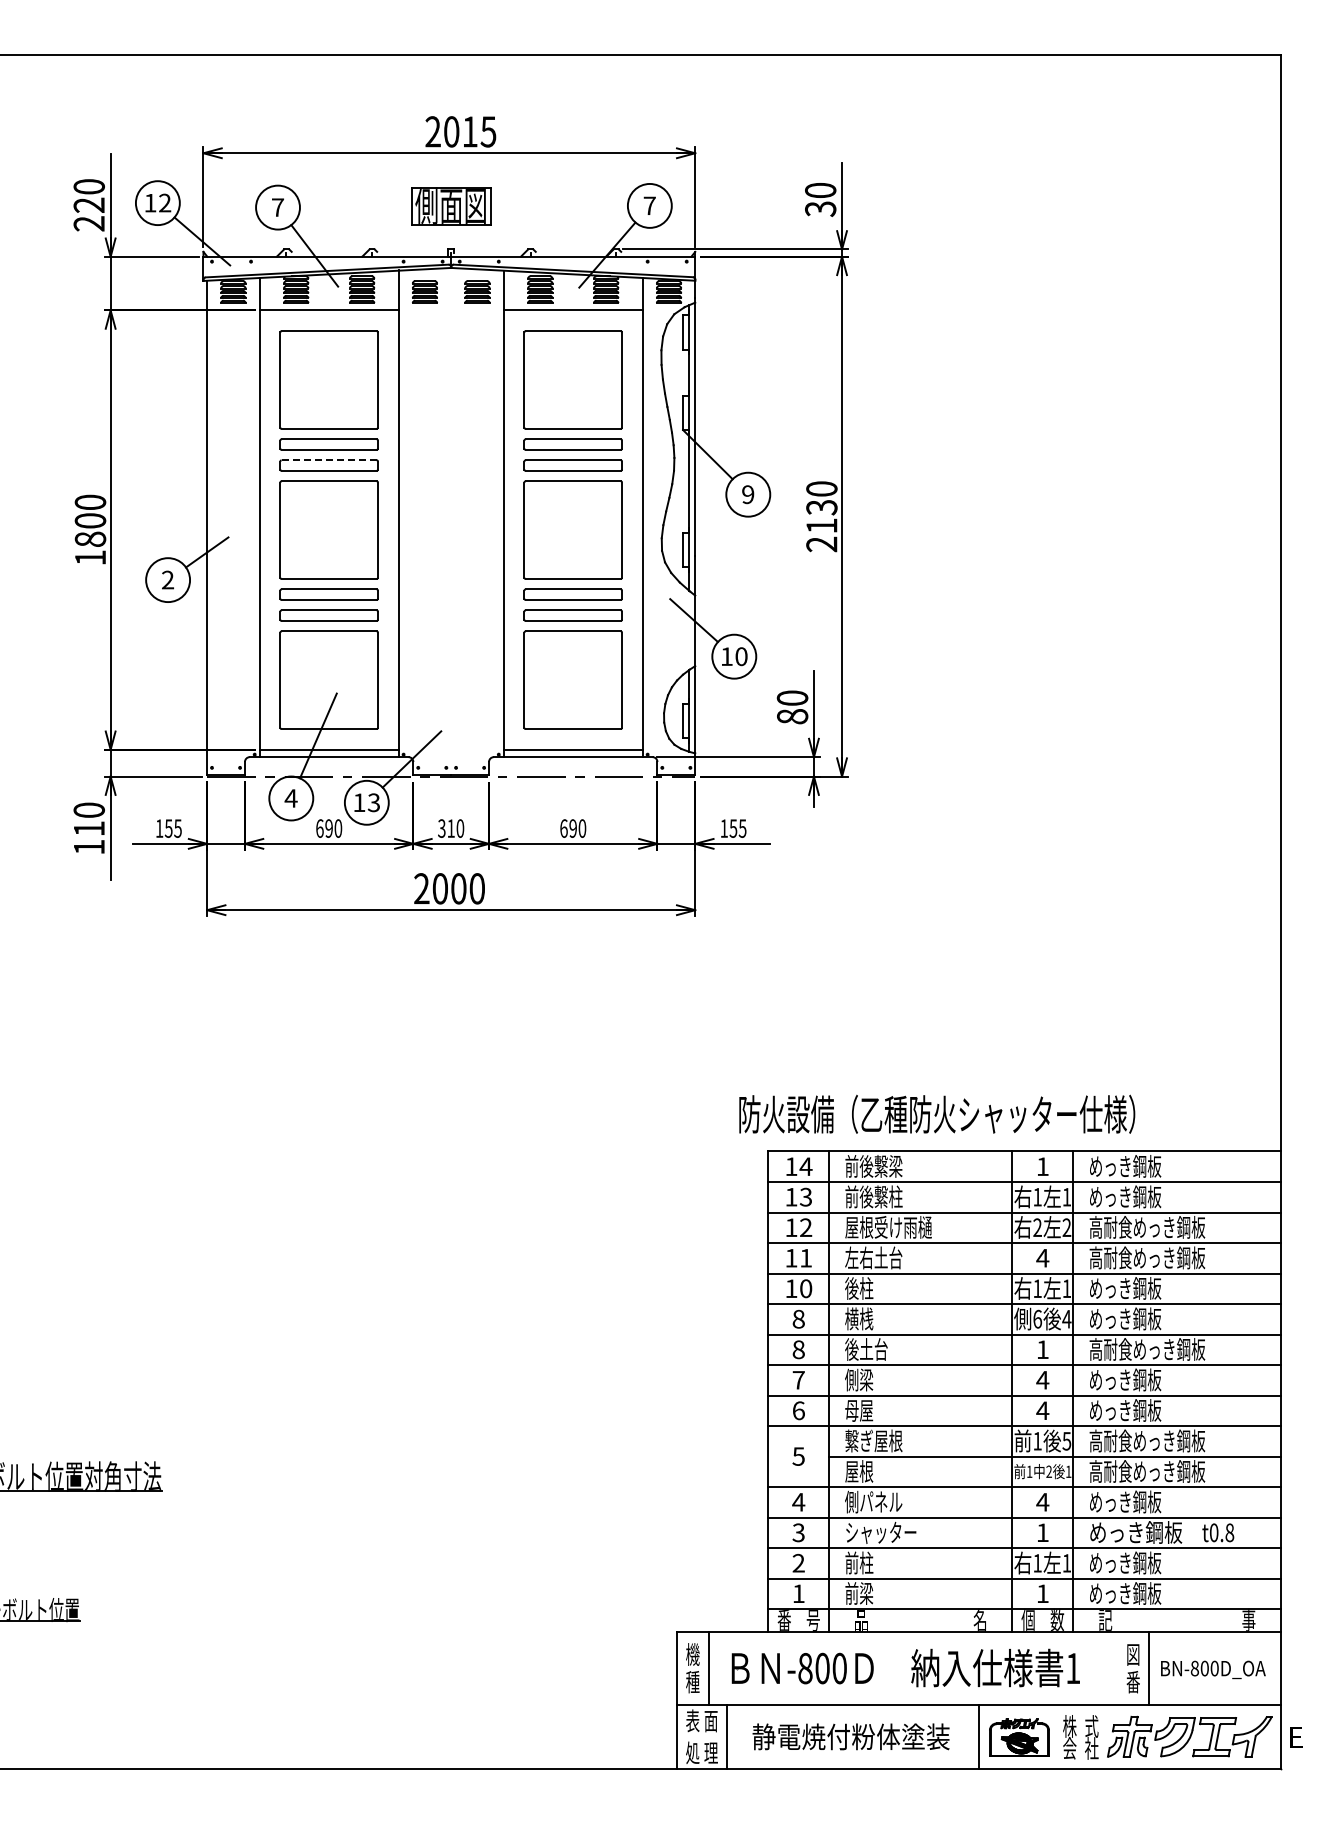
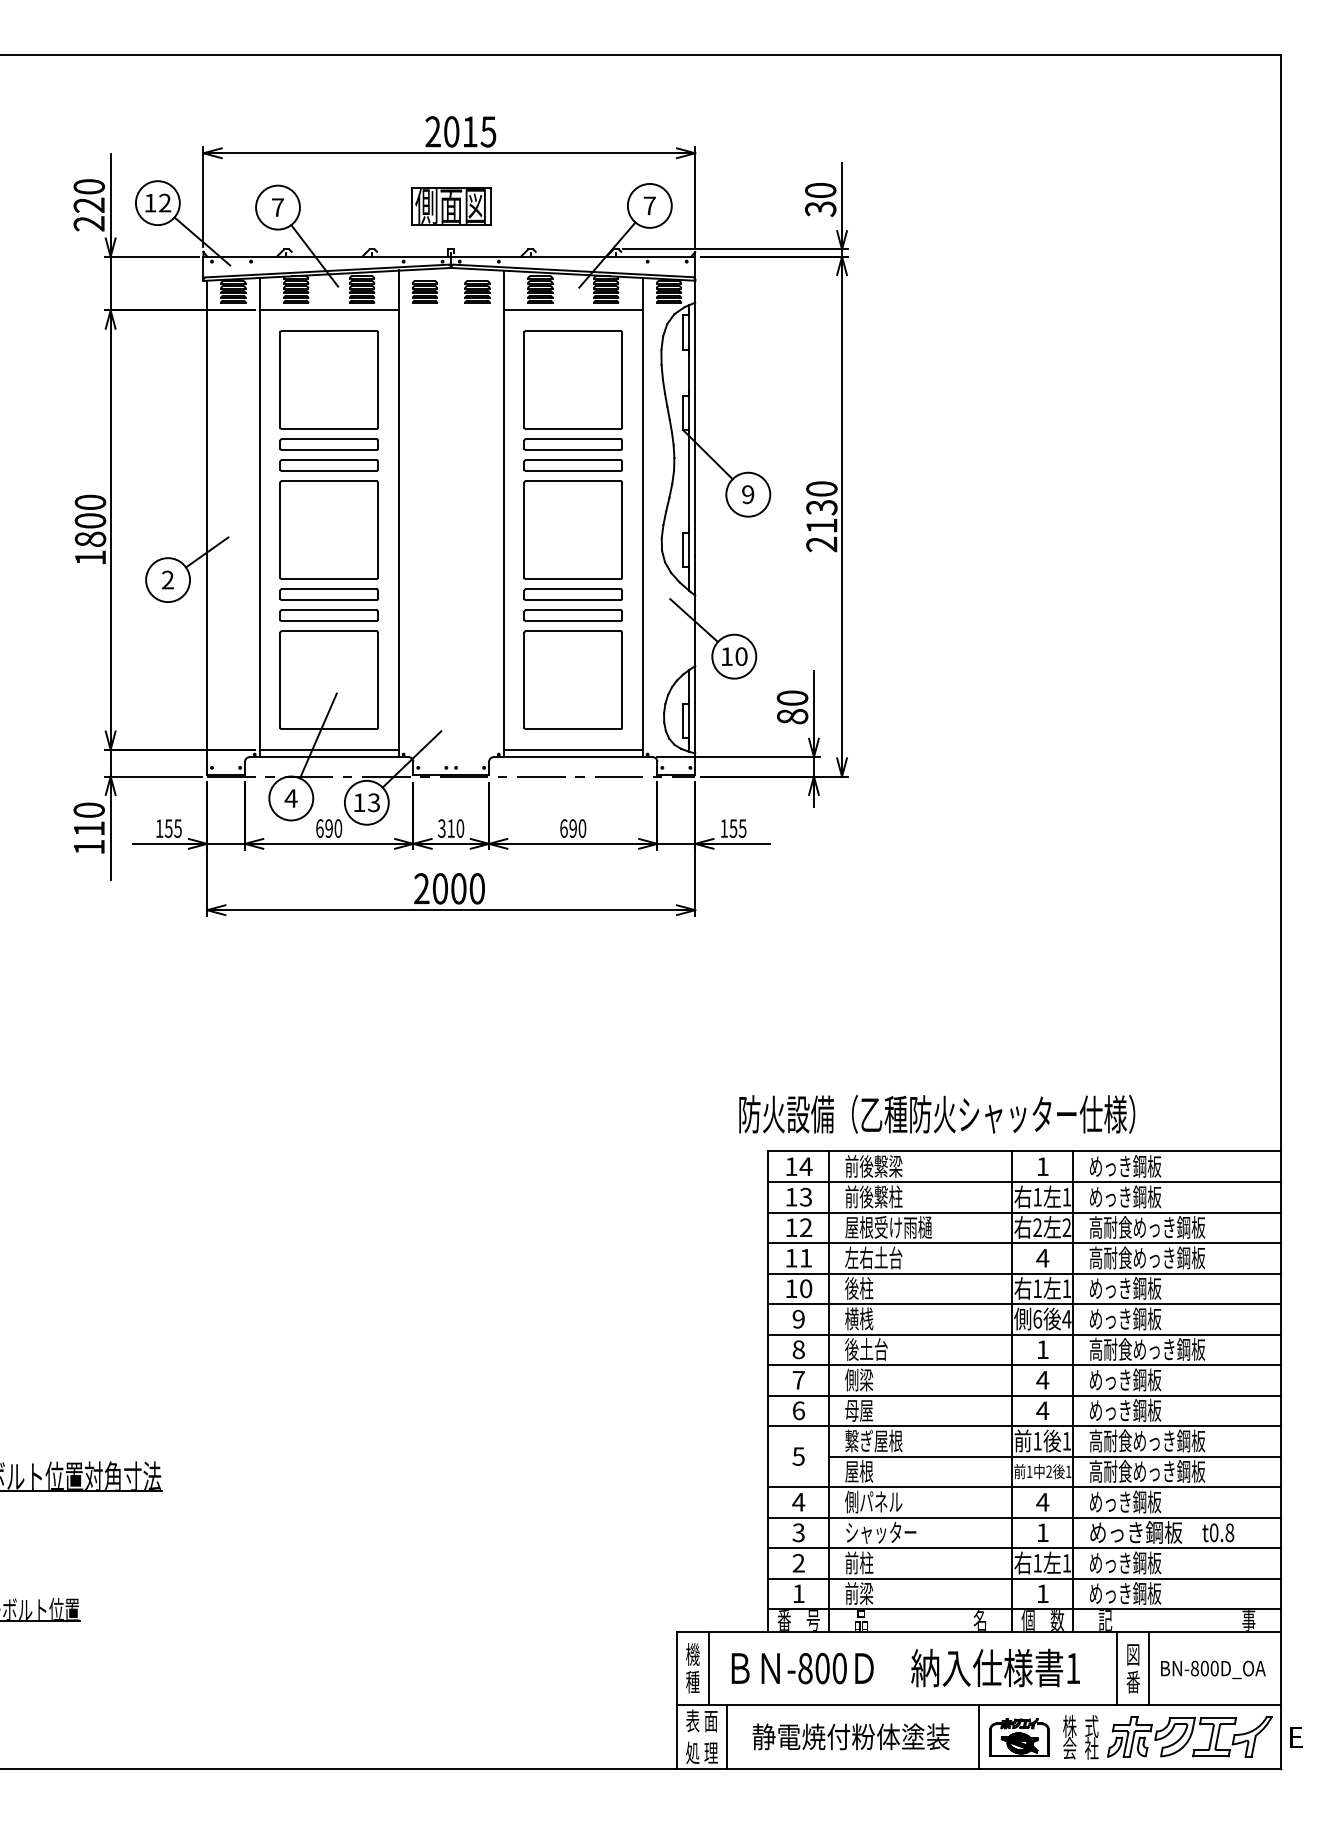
line: dashed -> solid (329, 460)
text: 8 -> 9 (798, 1318)
text: 5 -> 1 (1066, 1441)
line: none -> present (1117, 1668)
